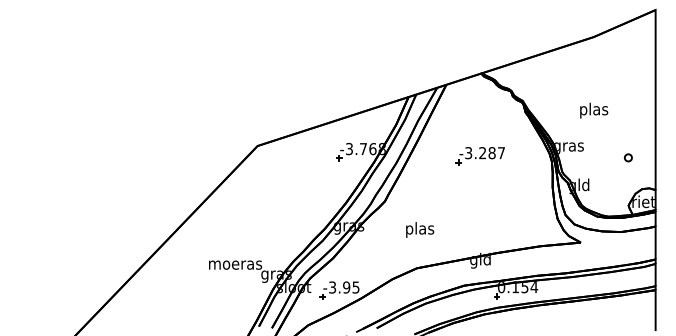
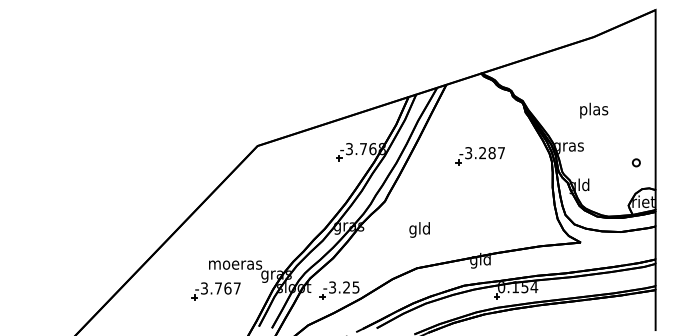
part position: (628, 157) -> (636, 162) (636, 162)
text: plas -> gld (420, 229)
text: -3.95 -> -3.25 (346, 287)
part: none -> present (215, 291)
